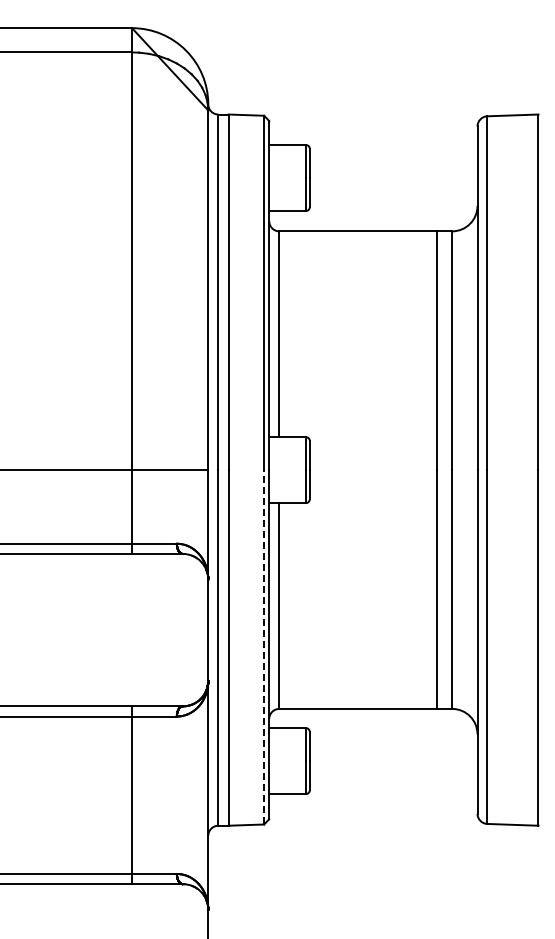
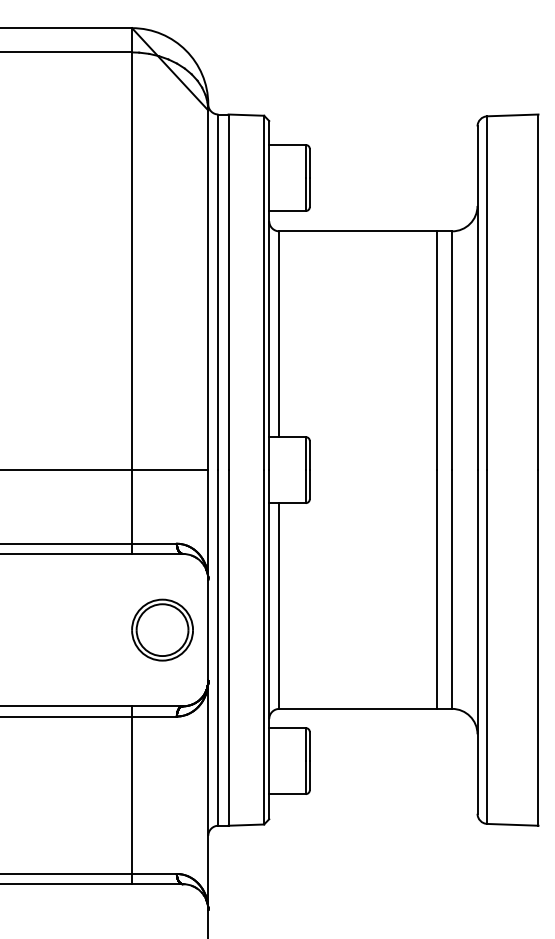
part: none -> present (162, 629)
line: dashed -> solid (264, 646)
